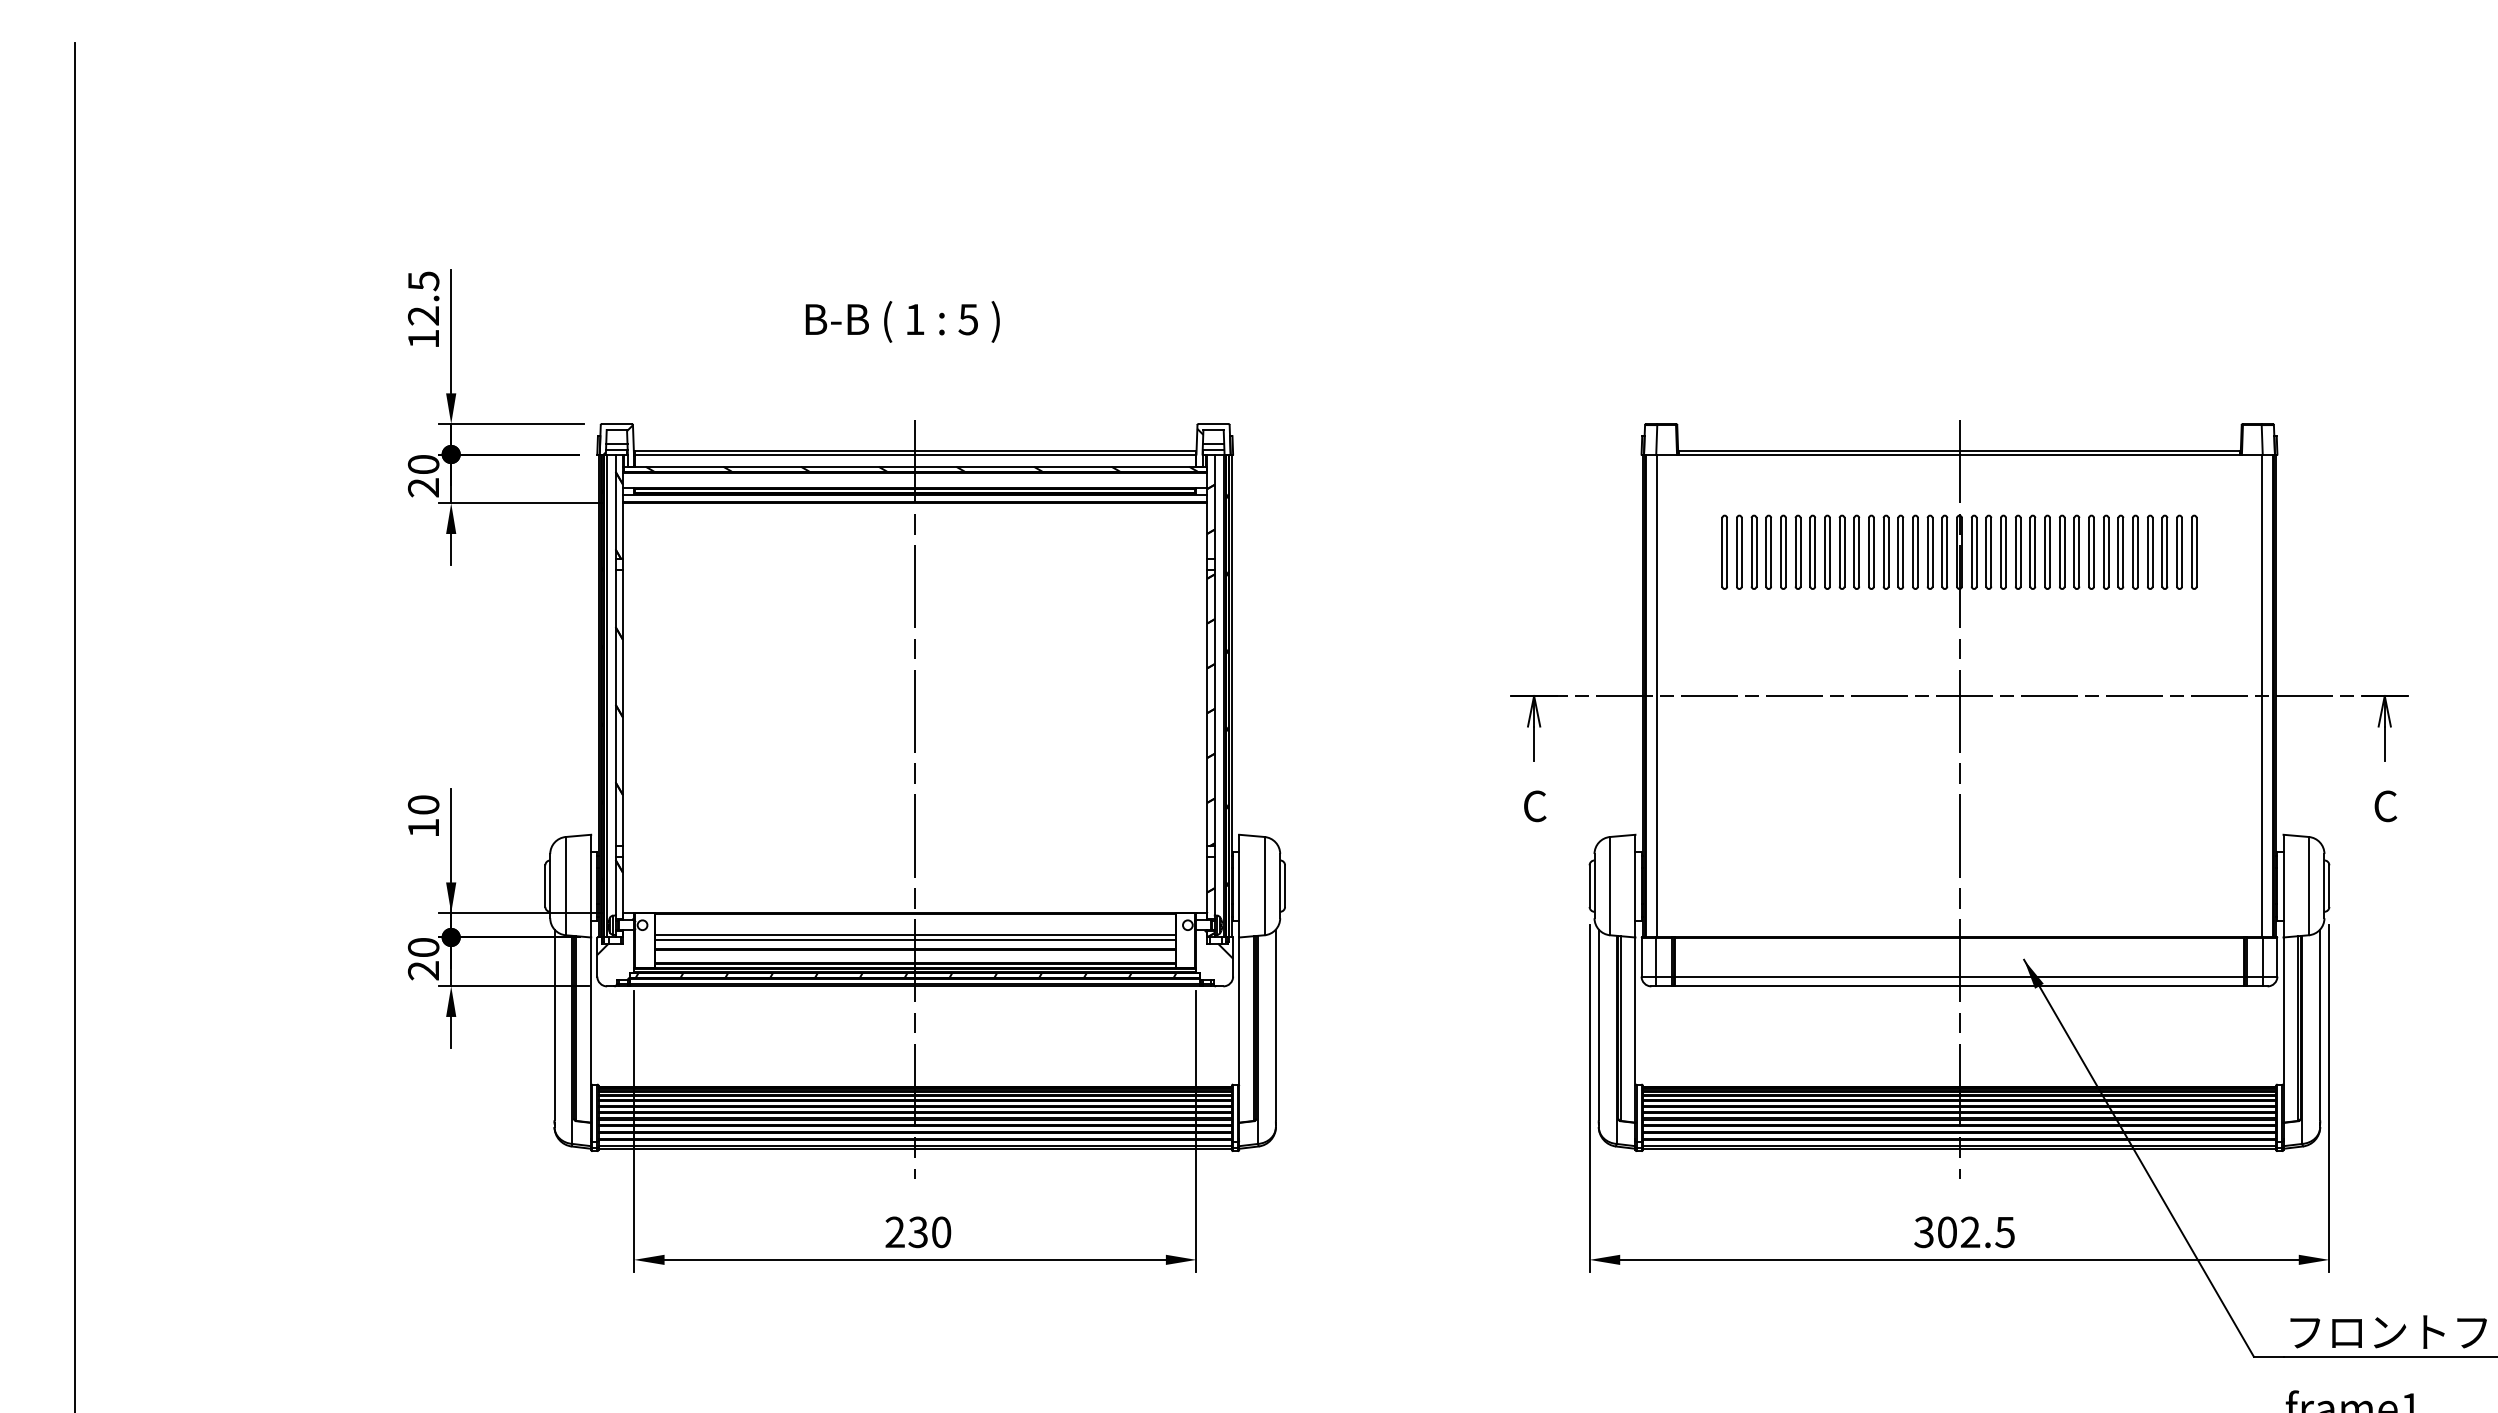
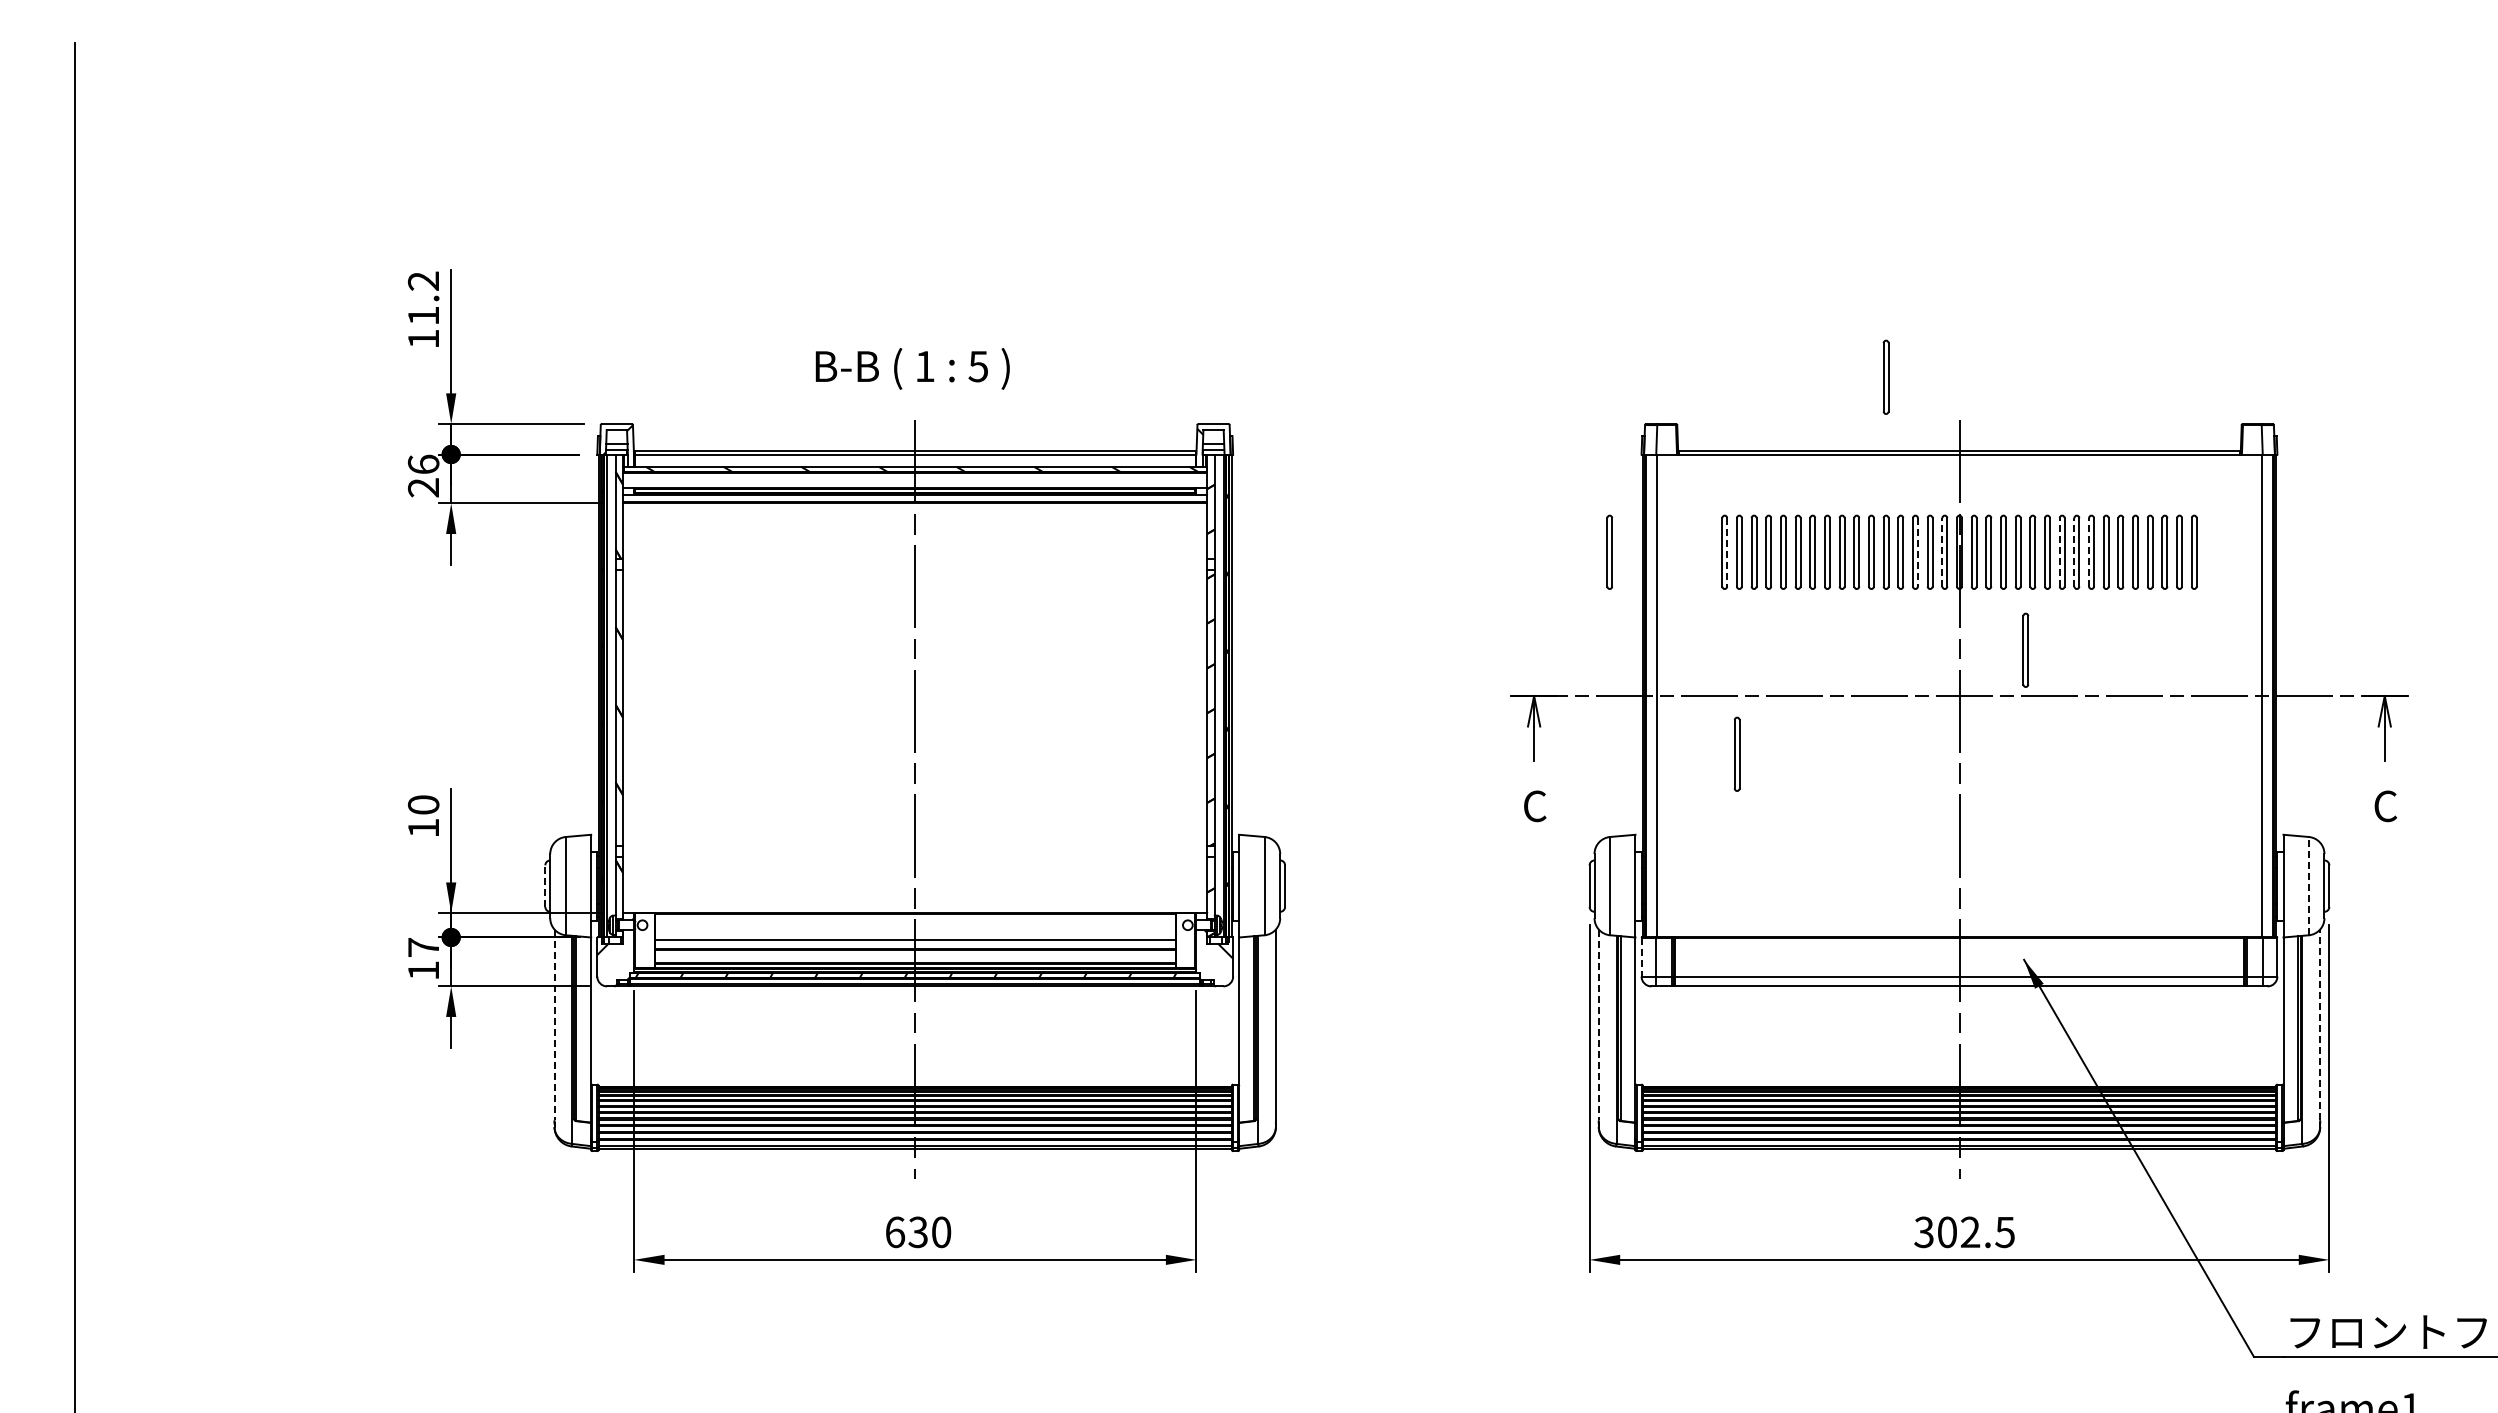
text: 12.5 -> 11.2 (423, 298)
text position: (902, 321) -> (912, 368) (912, 368)
part: none -> present (1885, 376)
text: 20 -> 26 (423, 463)
part: none -> present (1609, 551)
line: solid -> dashed (1942, 551)
line: solid -> dashed (2059, 551)
line: solid -> dashed (2074, 551)
line: solid -> dashed (2089, 551)
line: solid -> dashed (1727, 552)
line: solid -> dashed (1917, 552)
part: none -> present (2025, 649)
part: none -> present (1736, 753)
line: solid -> dashed (2308, 885)
line: solid -> dashed (545, 886)
line: present -> none (914, 935)
line: solid -> dashed (1641, 957)
text: 20 -> 17 (423, 959)
line: solid -> dashed (2320, 1024)
line: solid -> dashed (554, 1025)
line: solid -> dashed (1598, 1025)
text: 230 -> 630 (895, 1232)
